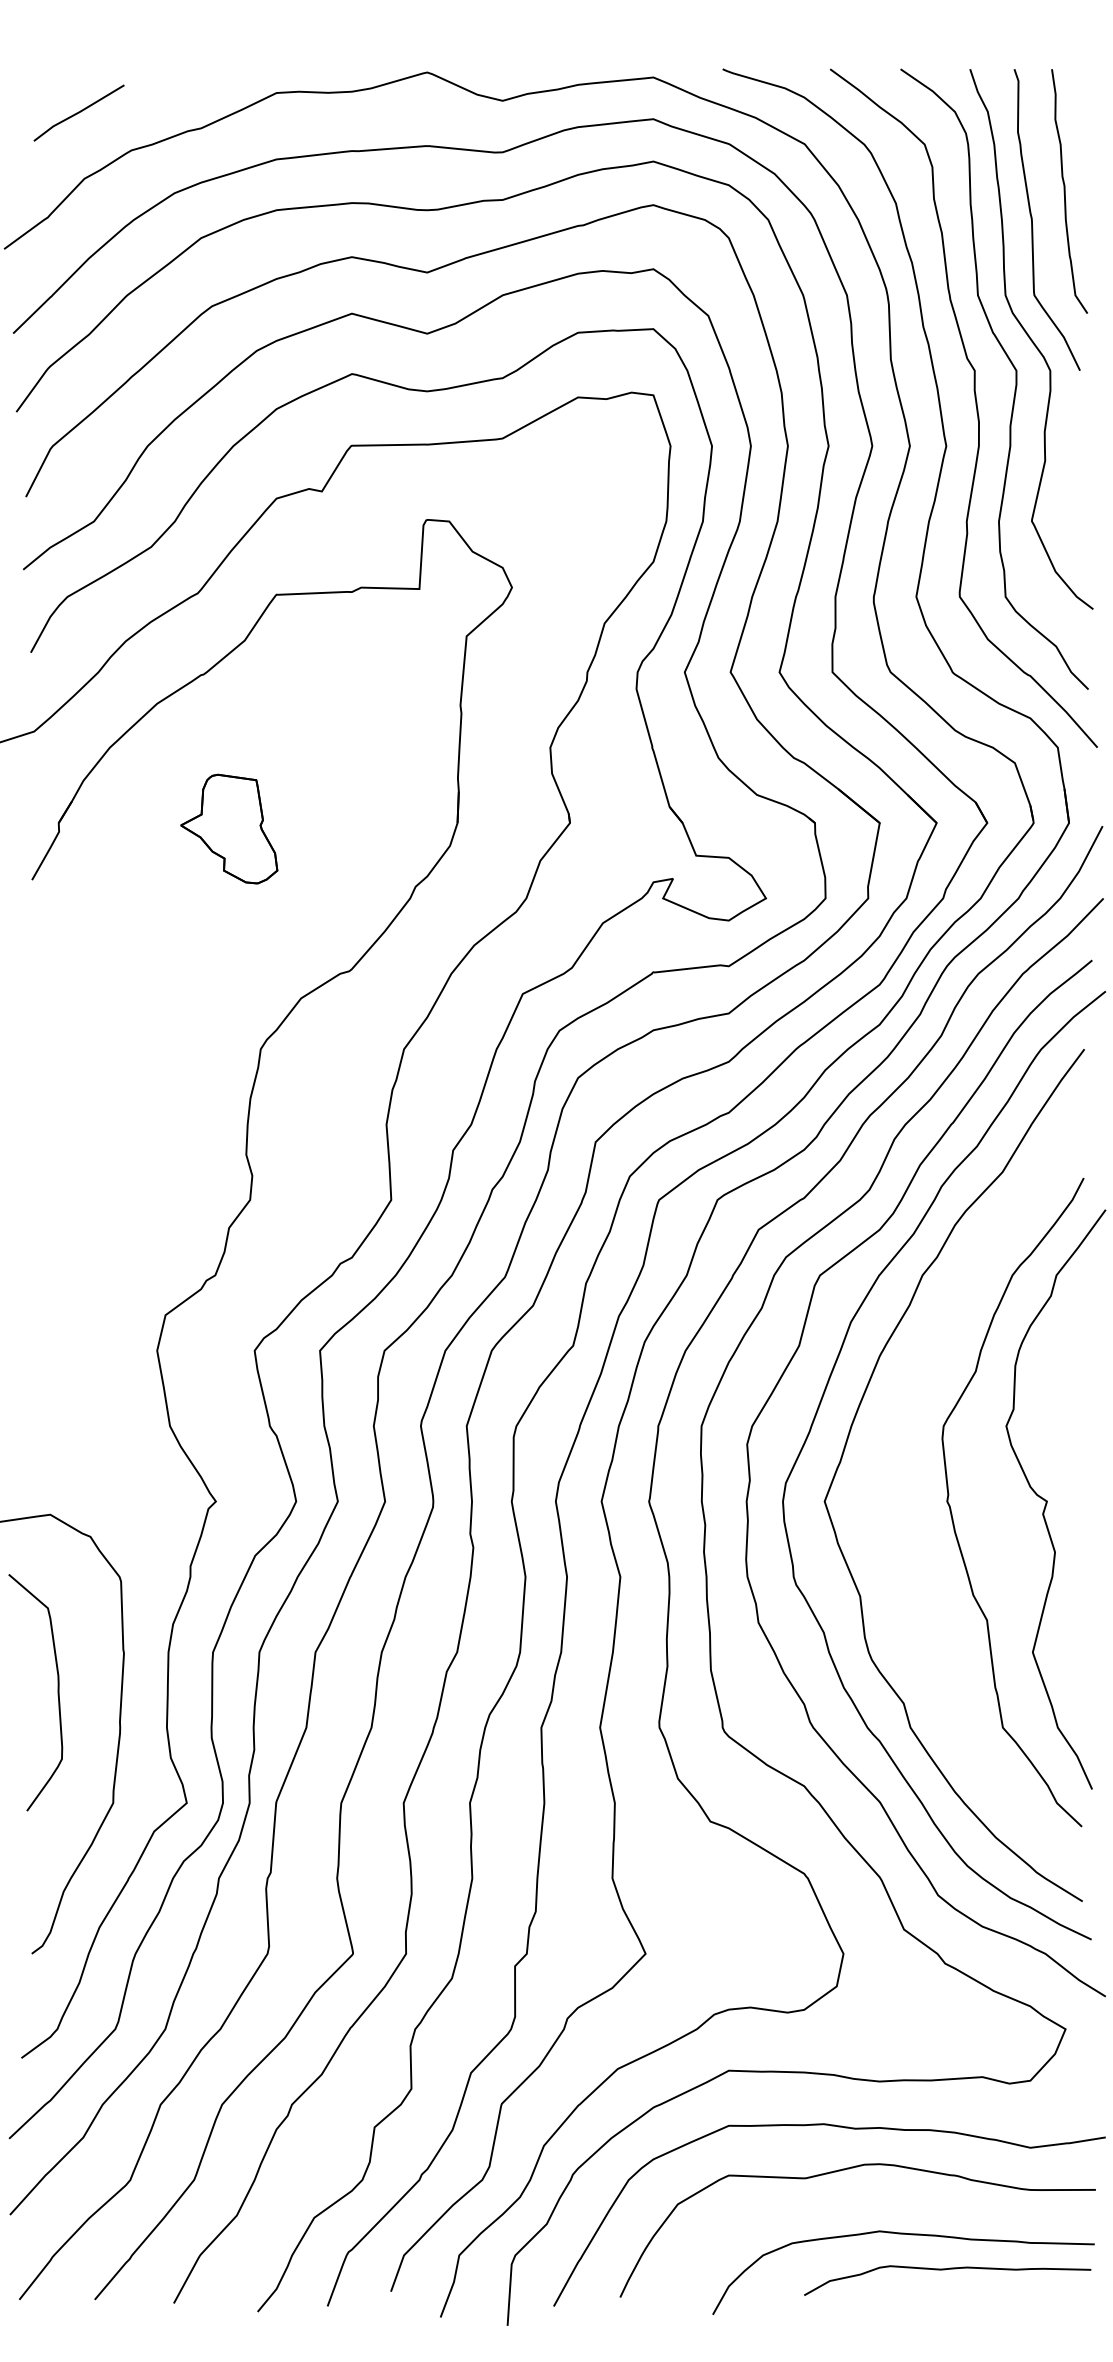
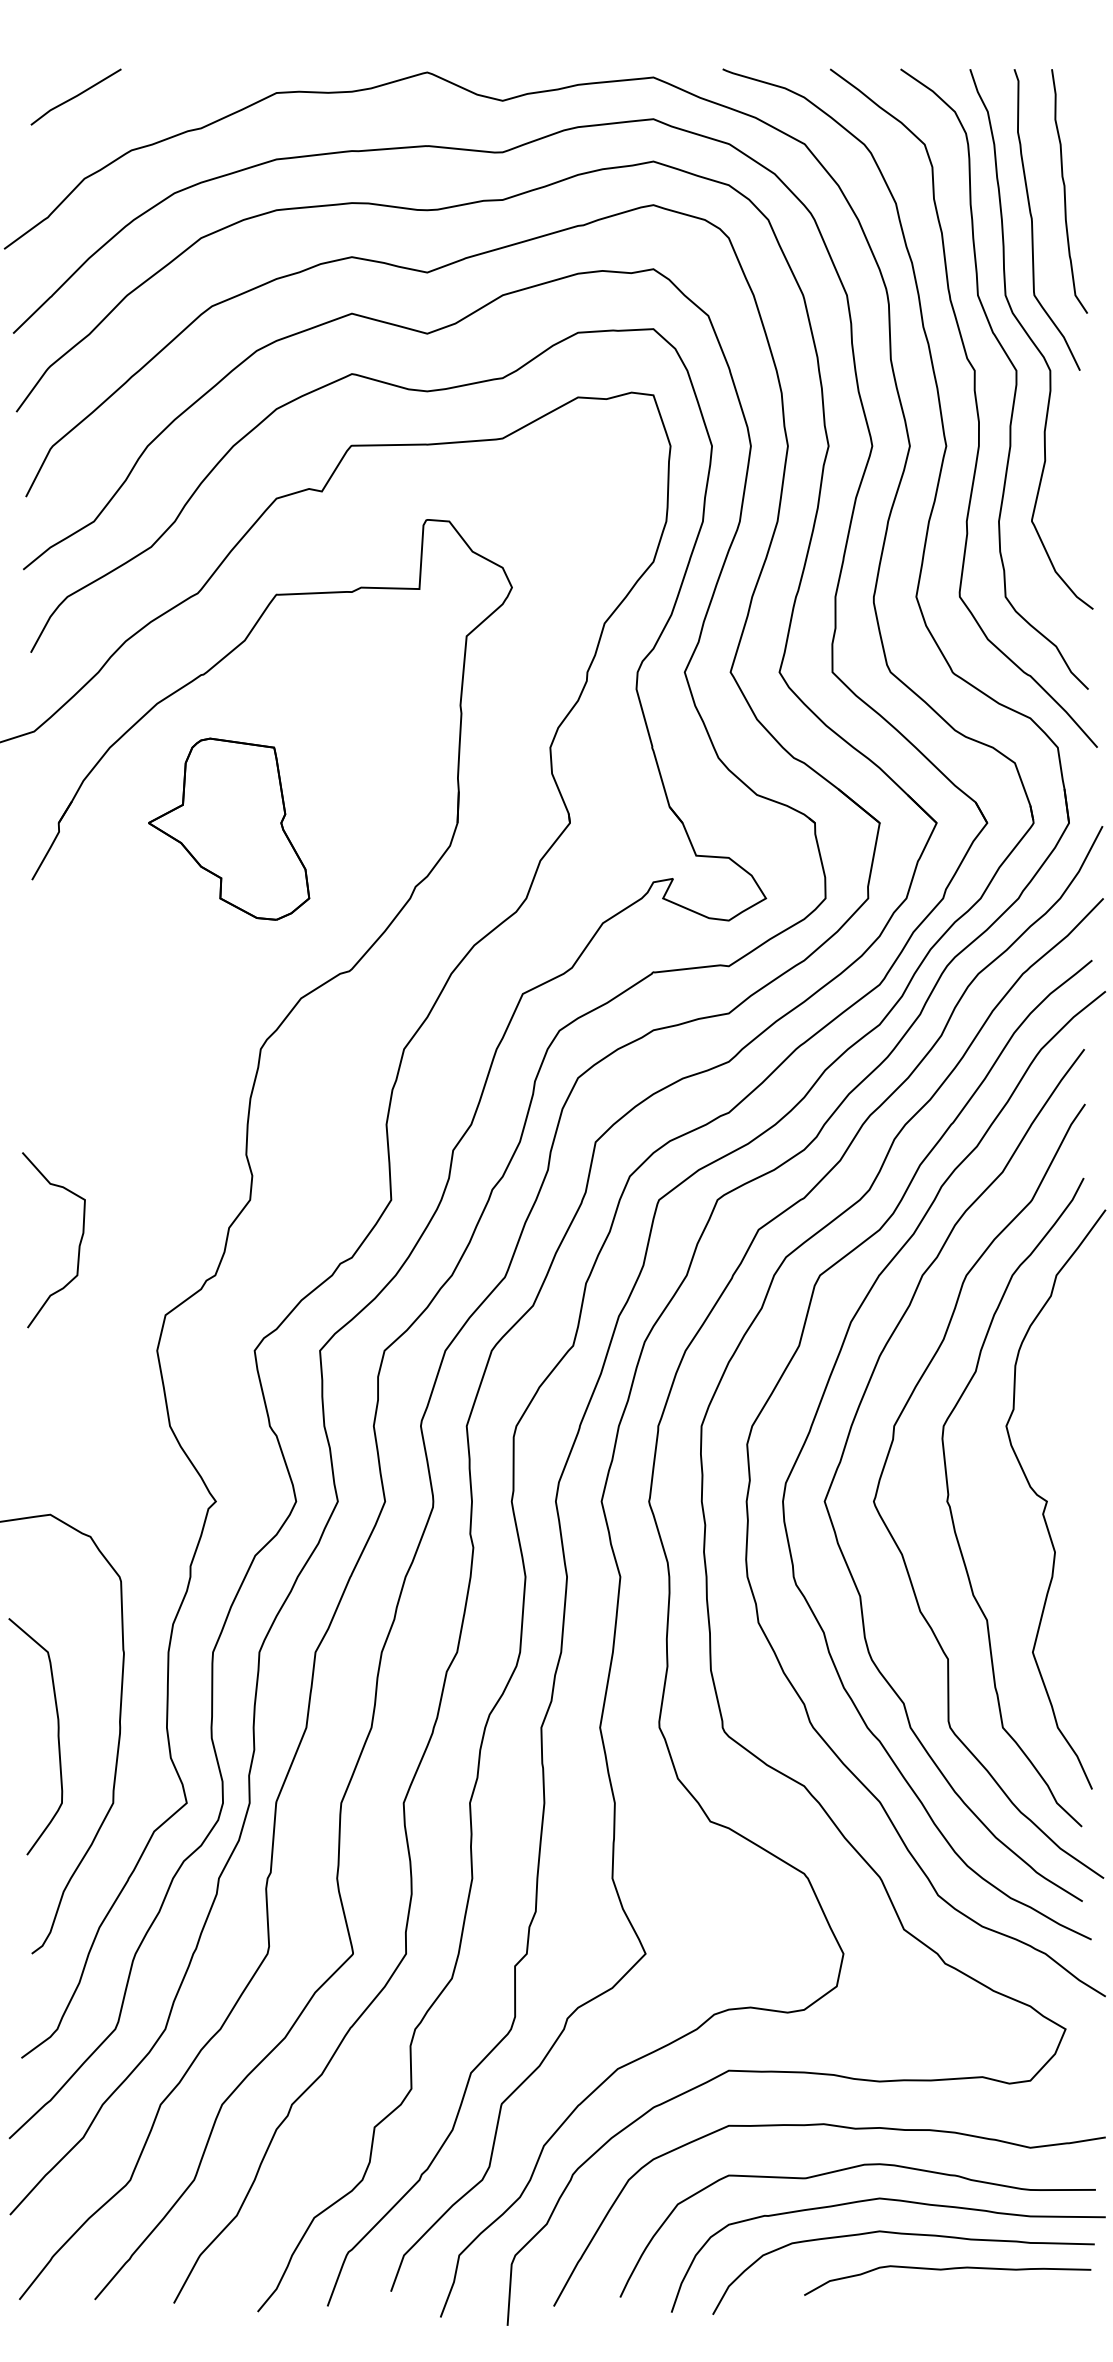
line position: (78, 112) -> (75, 96) (75, 96)
part size: 99x112 px -> 163x184 px (229, 828)
curve: none -> present (78, 1245)
curve: none -> present (888, 1457)
curve position: (57, 1692) -> (57, 1736) (57, 1736)
curve: none -> present (896, 2201)
